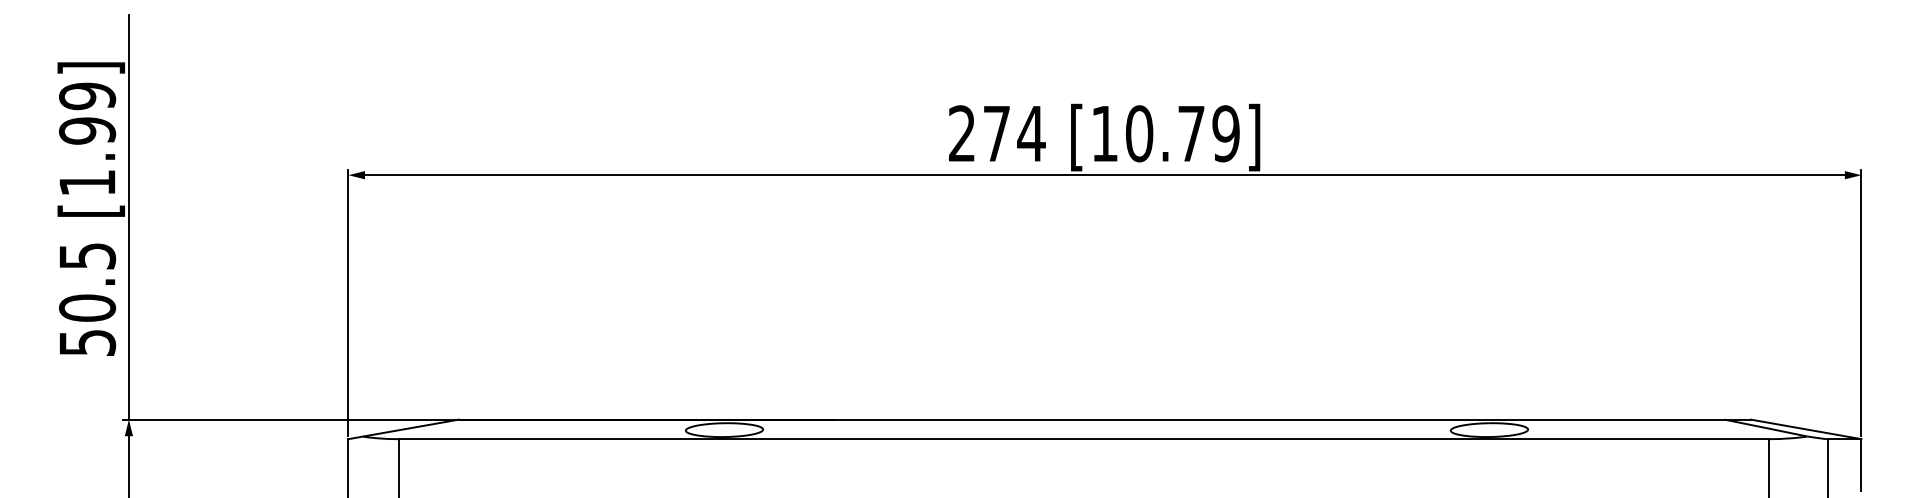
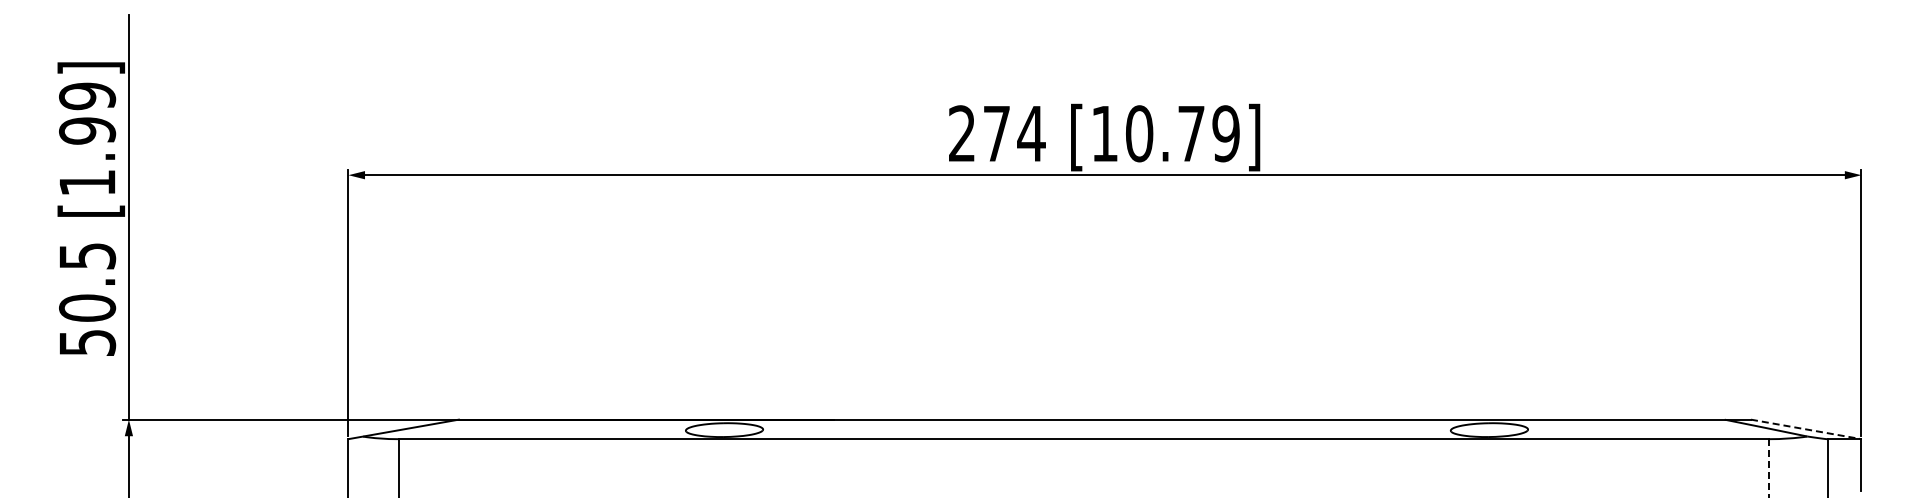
line: solid -> dashed (1806, 429)
line: solid -> dashed (1768, 468)
